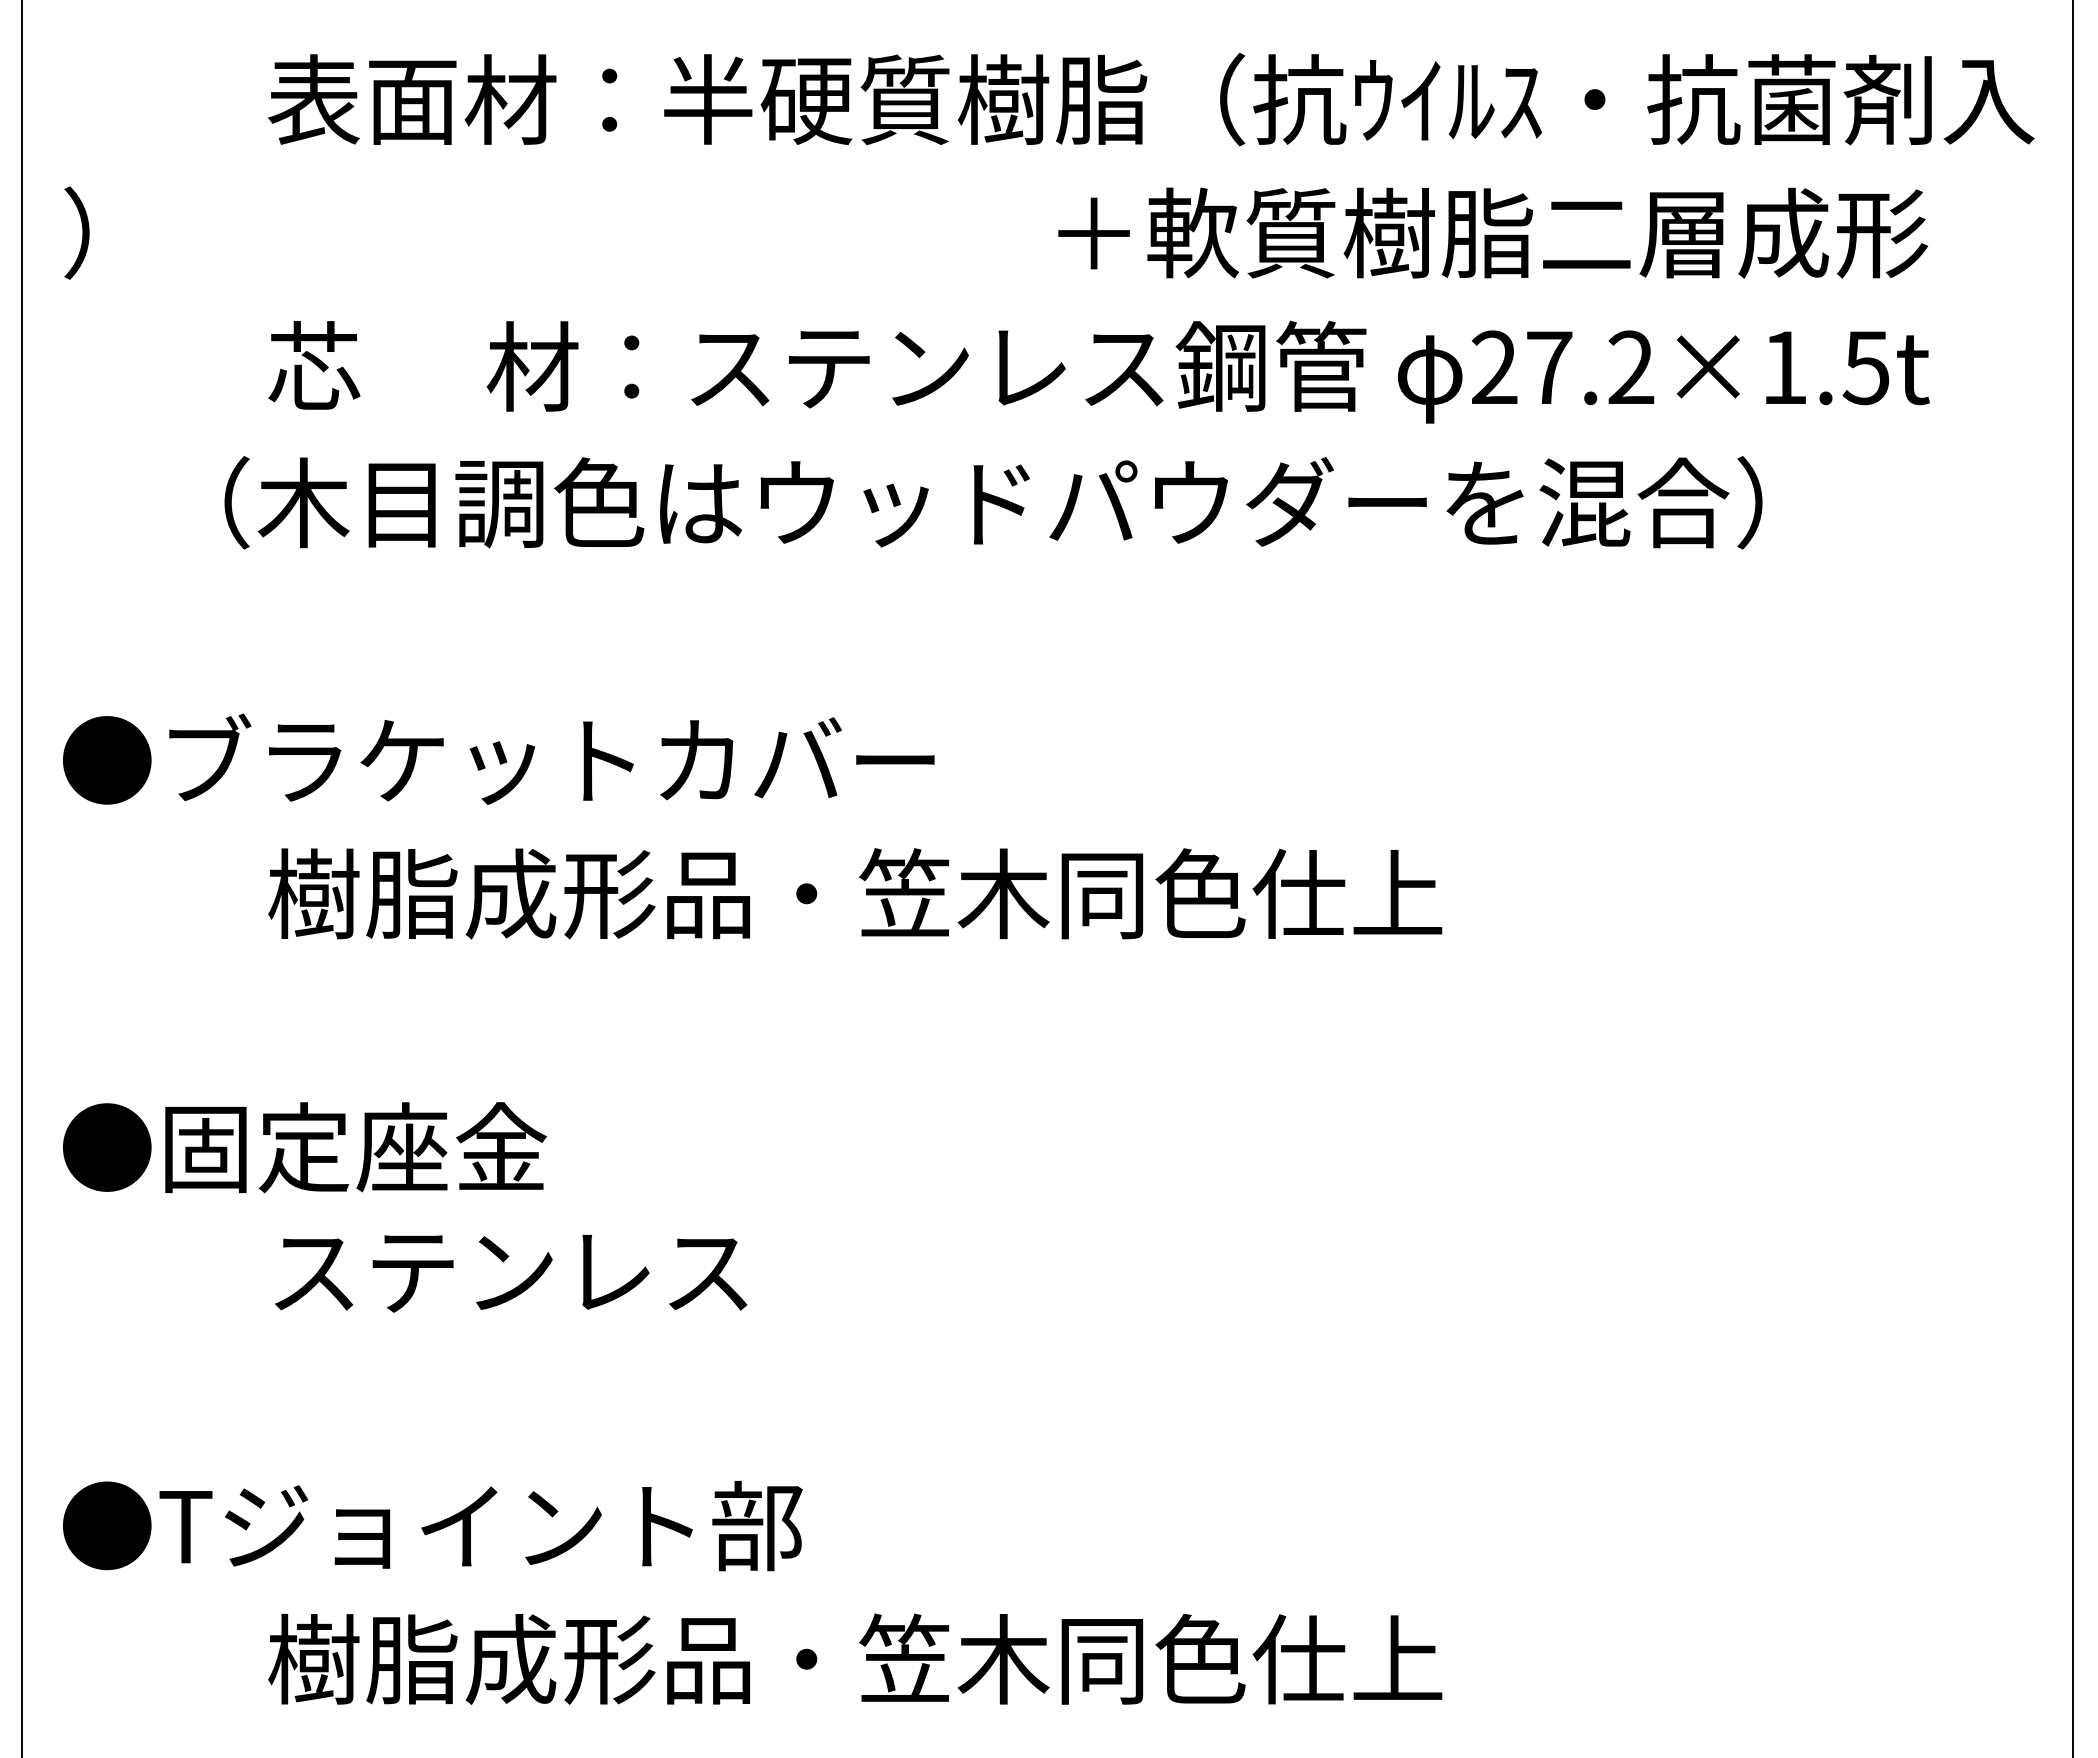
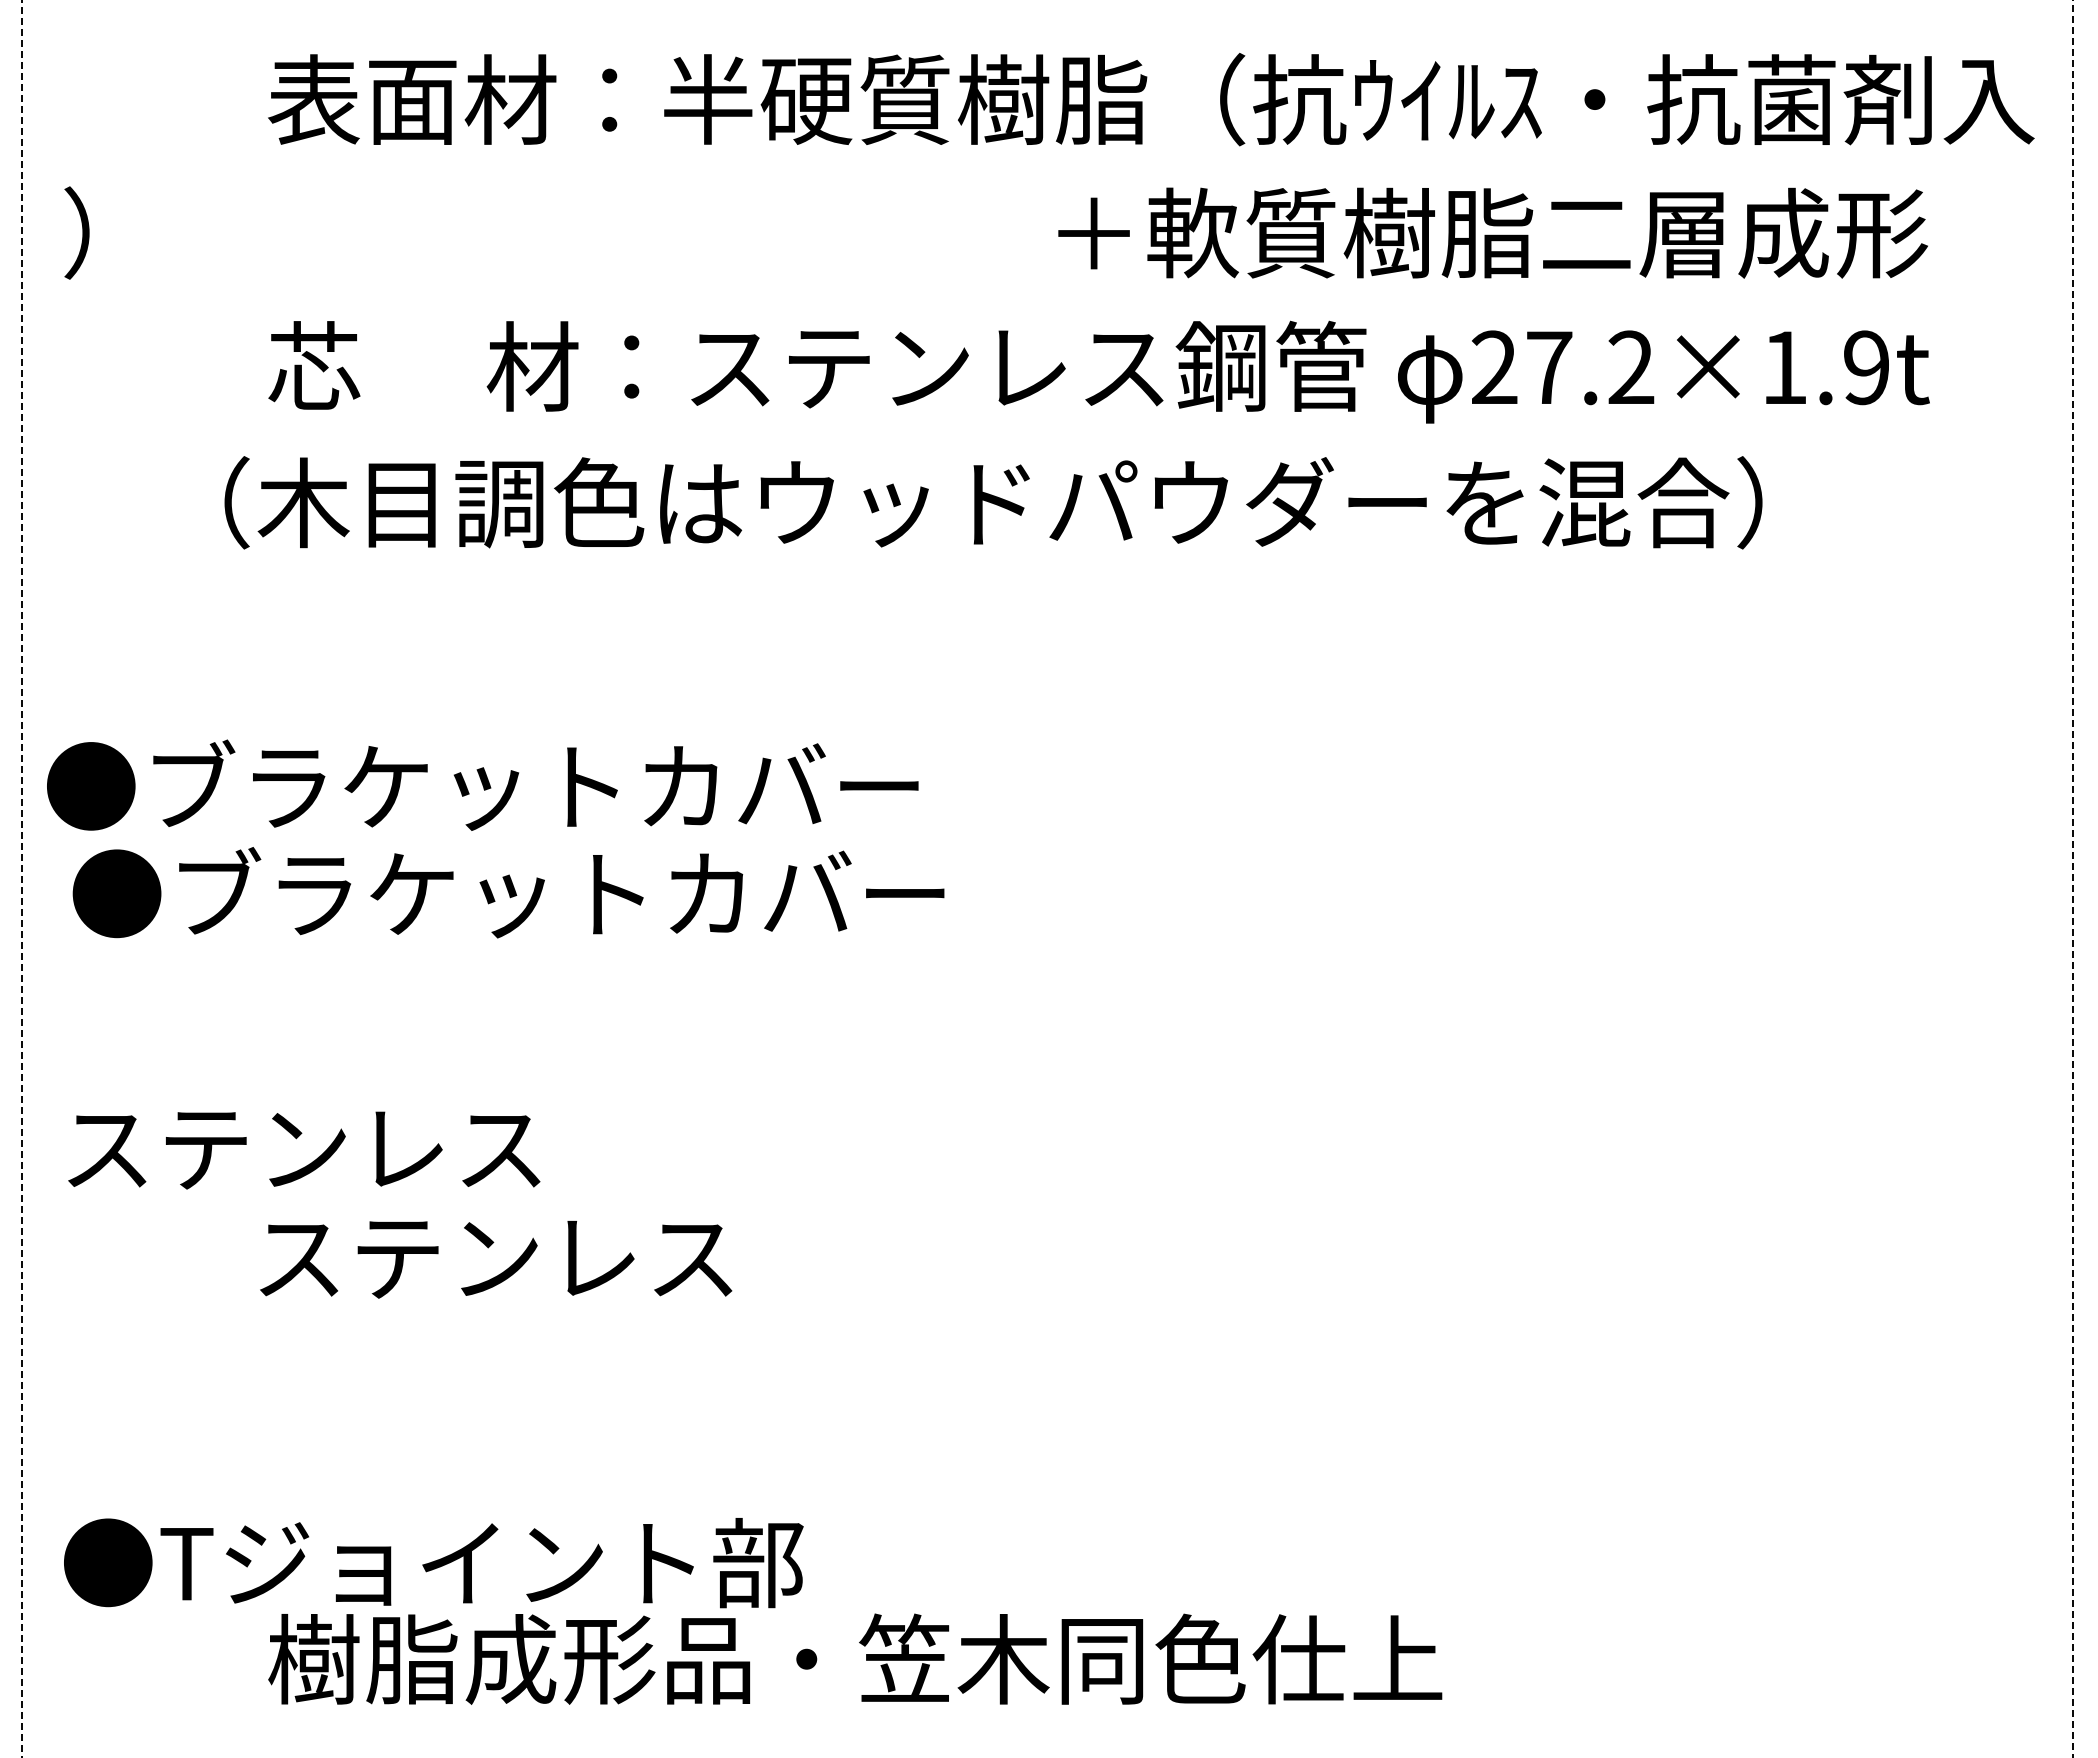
text: 27.2×1.5t -> 27.2×1.9t (1865, 367)
text position: (498, 758) -> (482, 784) (482, 784)
line: solid -> dashed (2073, 878)
line: solid -> dashed (22, 879)
text: 樹脂成形品・笠木同色仕上 -> ●ブラケットカバー (757, 893)
text: ●固定座金 -> ステンレス (305, 1147)
text position: (511, 1273) -> (496, 1259) (496, 1259)
text position: (432, 1526) -> (433, 1563) (433, 1563)
